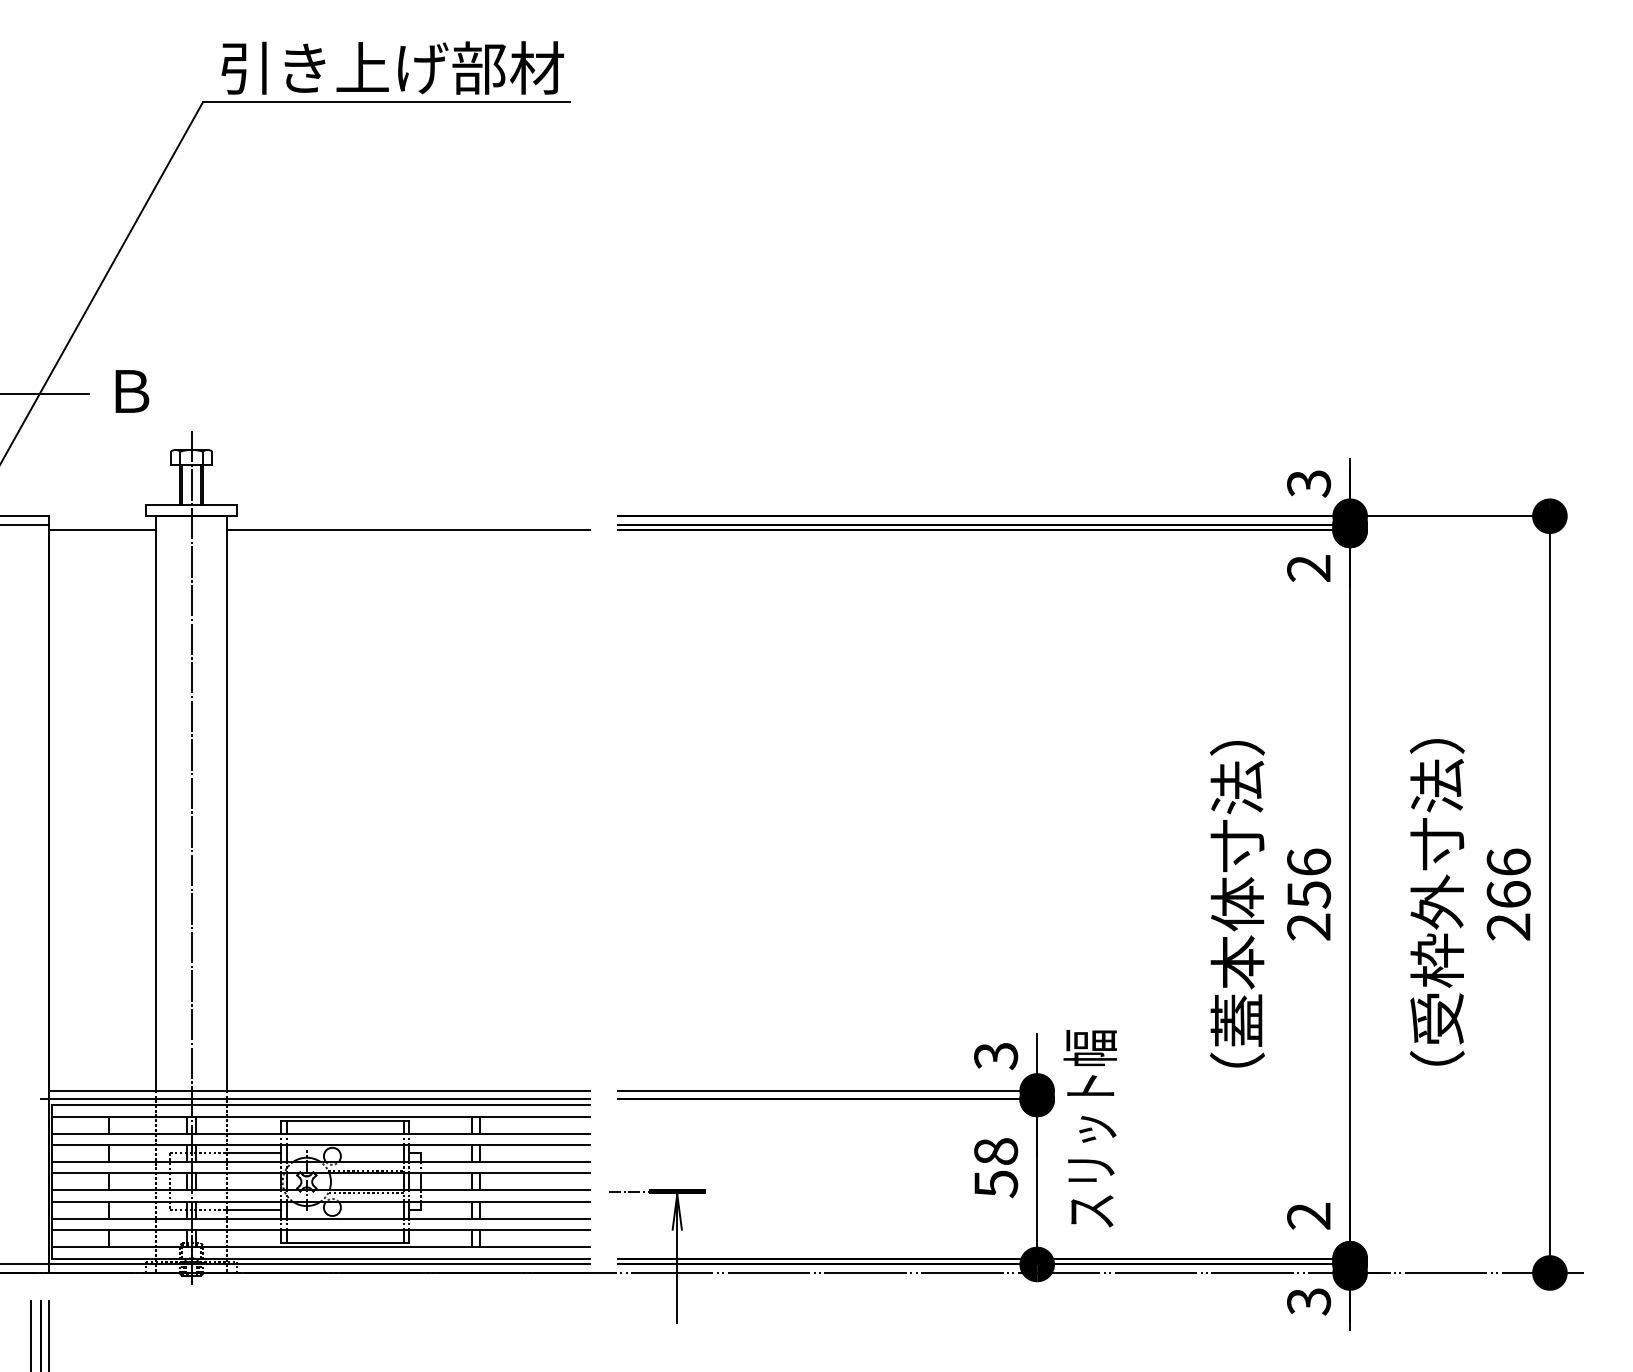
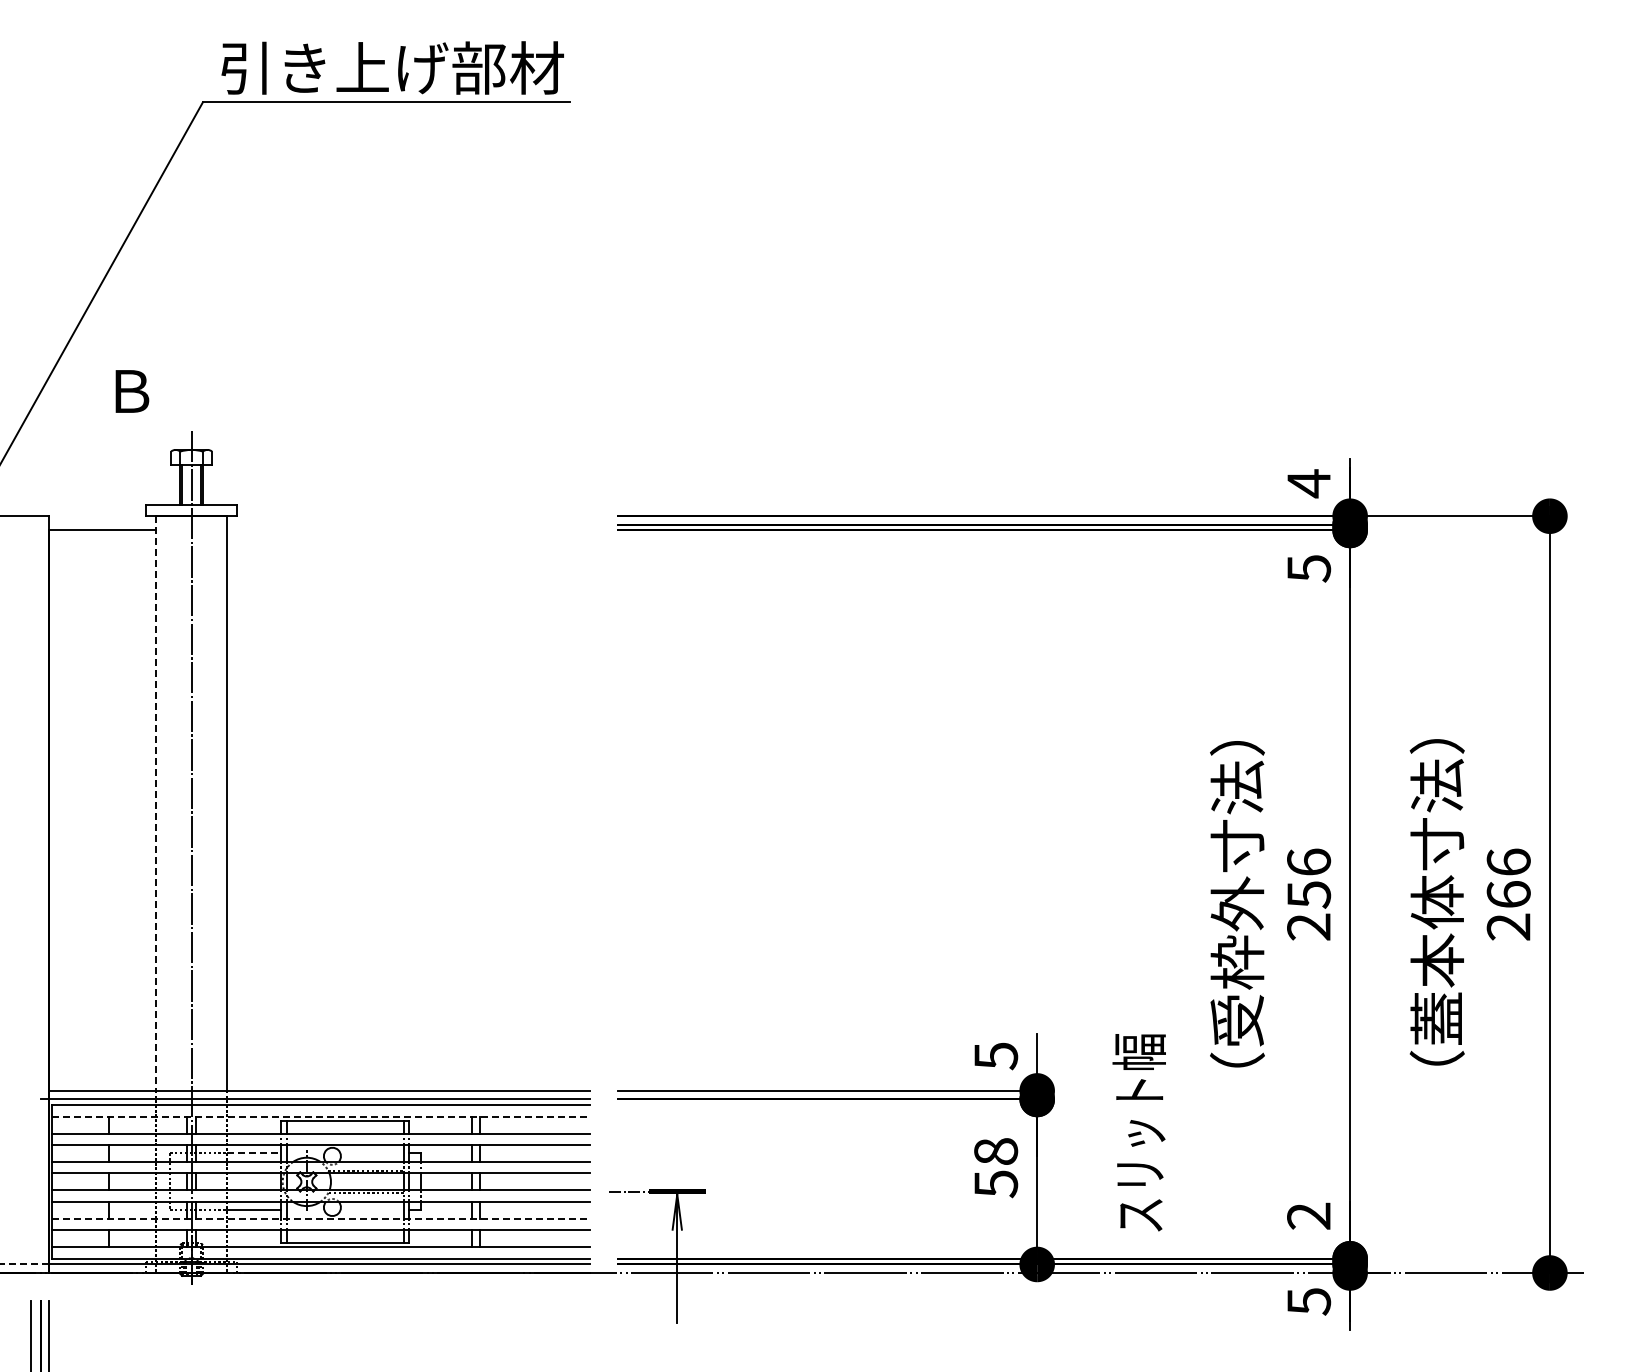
line: present -> none (45, 393)
text: 3 -> 4 (1309, 483)
line: present -> none (25, 524)
line: present -> none (408, 530)
text: 2 -> 5 (1309, 568)
line: solid -> dashed (156, 804)
text: （受枠外寸法） -> （蓋本体寸法） (1436, 959)
text: （蓋本体寸法） -> （受枠外寸法） (1237, 961)
text: 3 -> 5 (995, 1056)
line: solid -> dashed (321, 1116)
text position: (1089, 1128) -> (1138, 1132) (1138, 1132)
line: solid -> dashed (254, 1153)
line: solid -> dashed (321, 1218)
line: solid -> dashed (25, 1264)
text: 3 -> 5 (1308, 1301)
